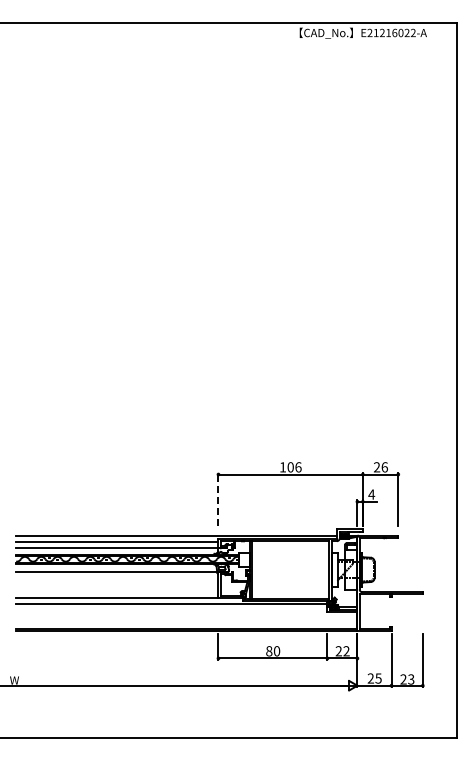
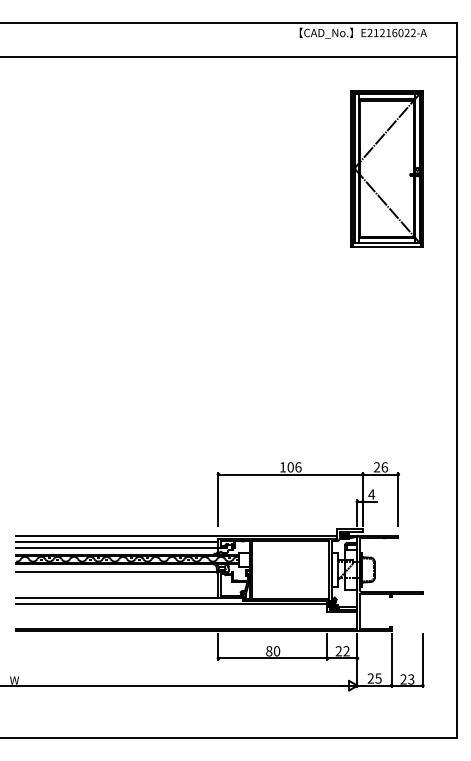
line: none -> present (229, 56)
part: none -> present (386, 168)
line: dashed -> solid (218, 499)
